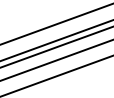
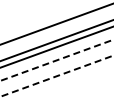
line: solid -> dashed (57, 60)
line: solid -> dashed (56, 76)
